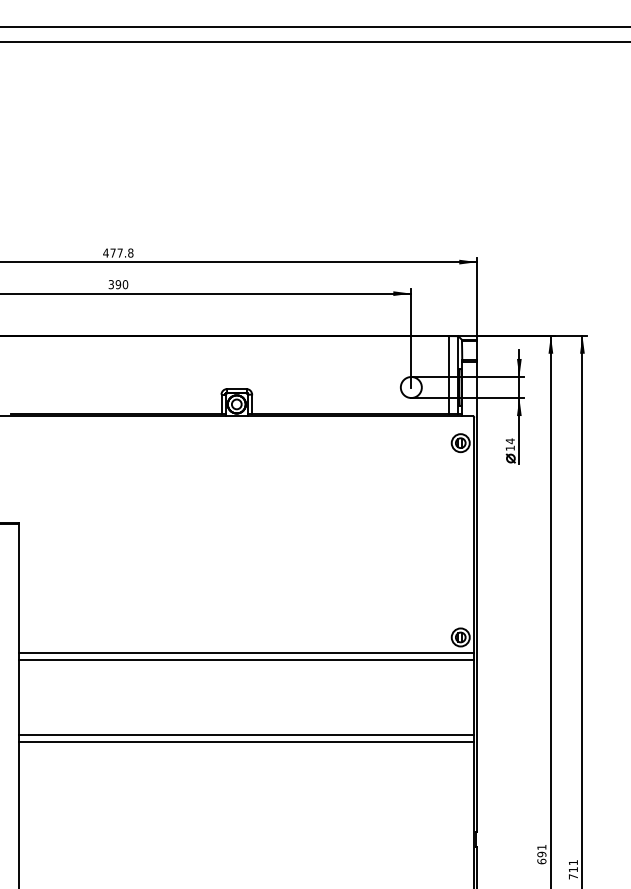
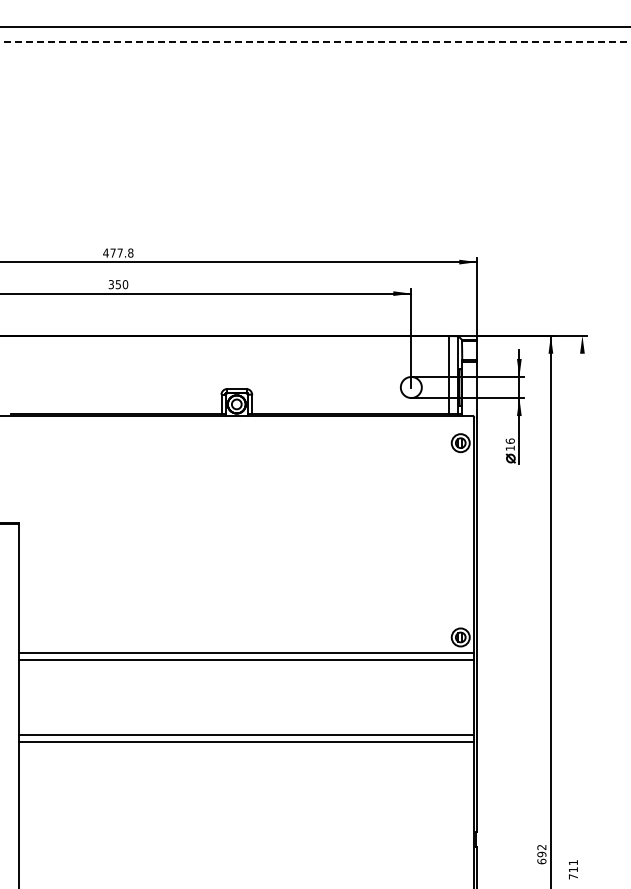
line: solid -> dashed (315, 41)
text: 390 -> 350 (118, 284)
text: 14 -> 16 (509, 441)
line: present -> none (582, 610)
text: 691 -> 692 (541, 847)
